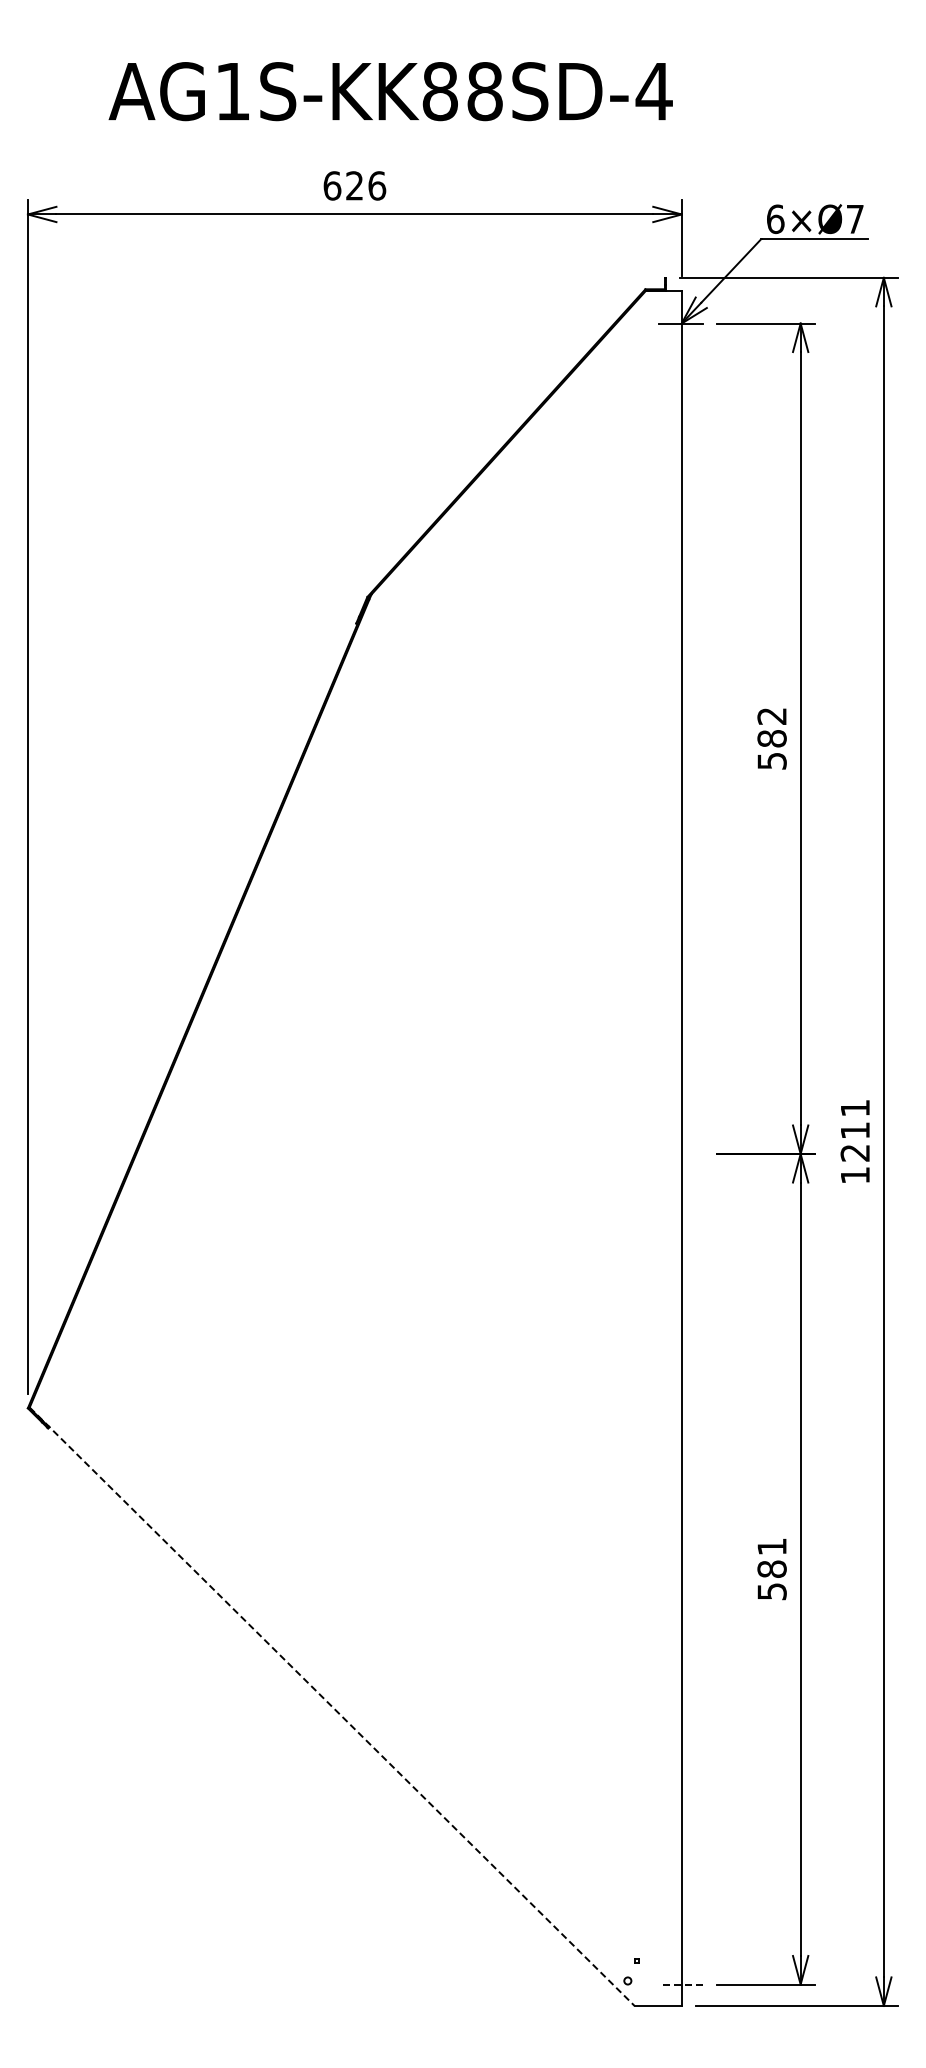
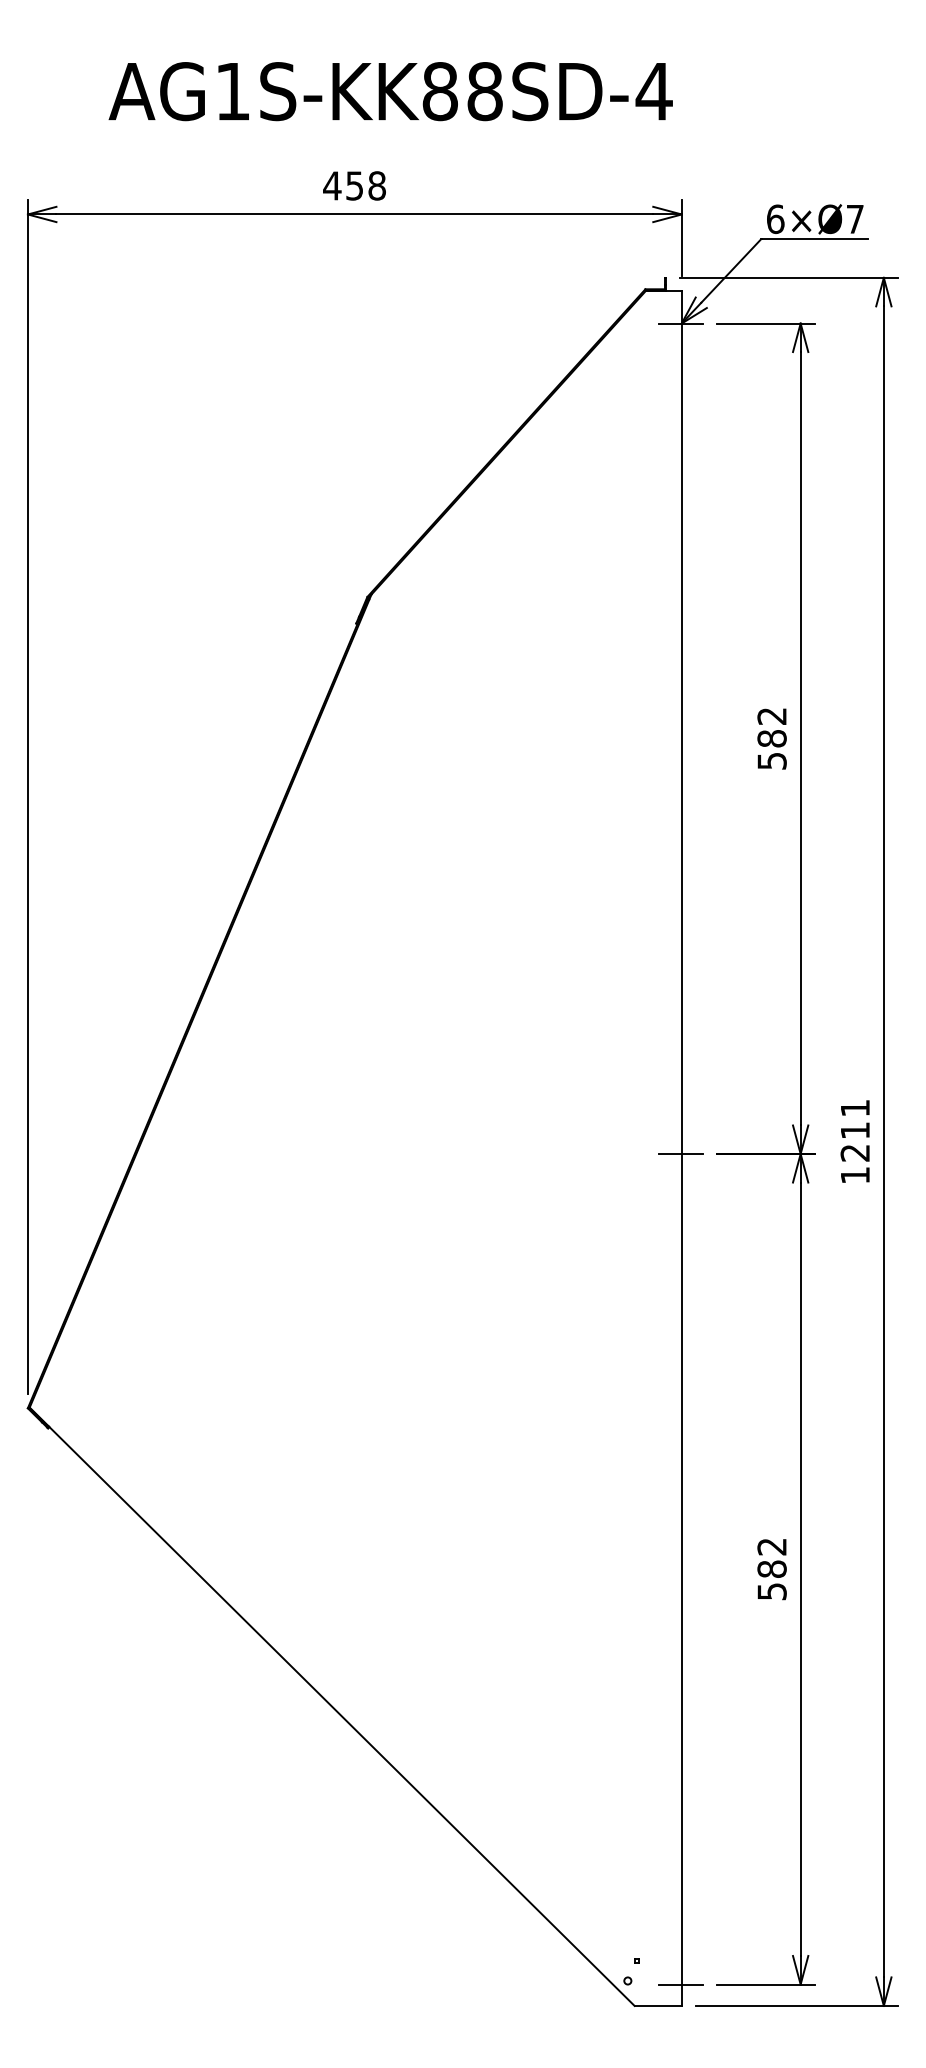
text: 626 -> 458 (354, 185)
line: none -> present (680, 1154)
text: 581 -> 582 (771, 1546)
line: dashed -> solid (332, 1707)
line: dashed -> solid (681, 1984)
